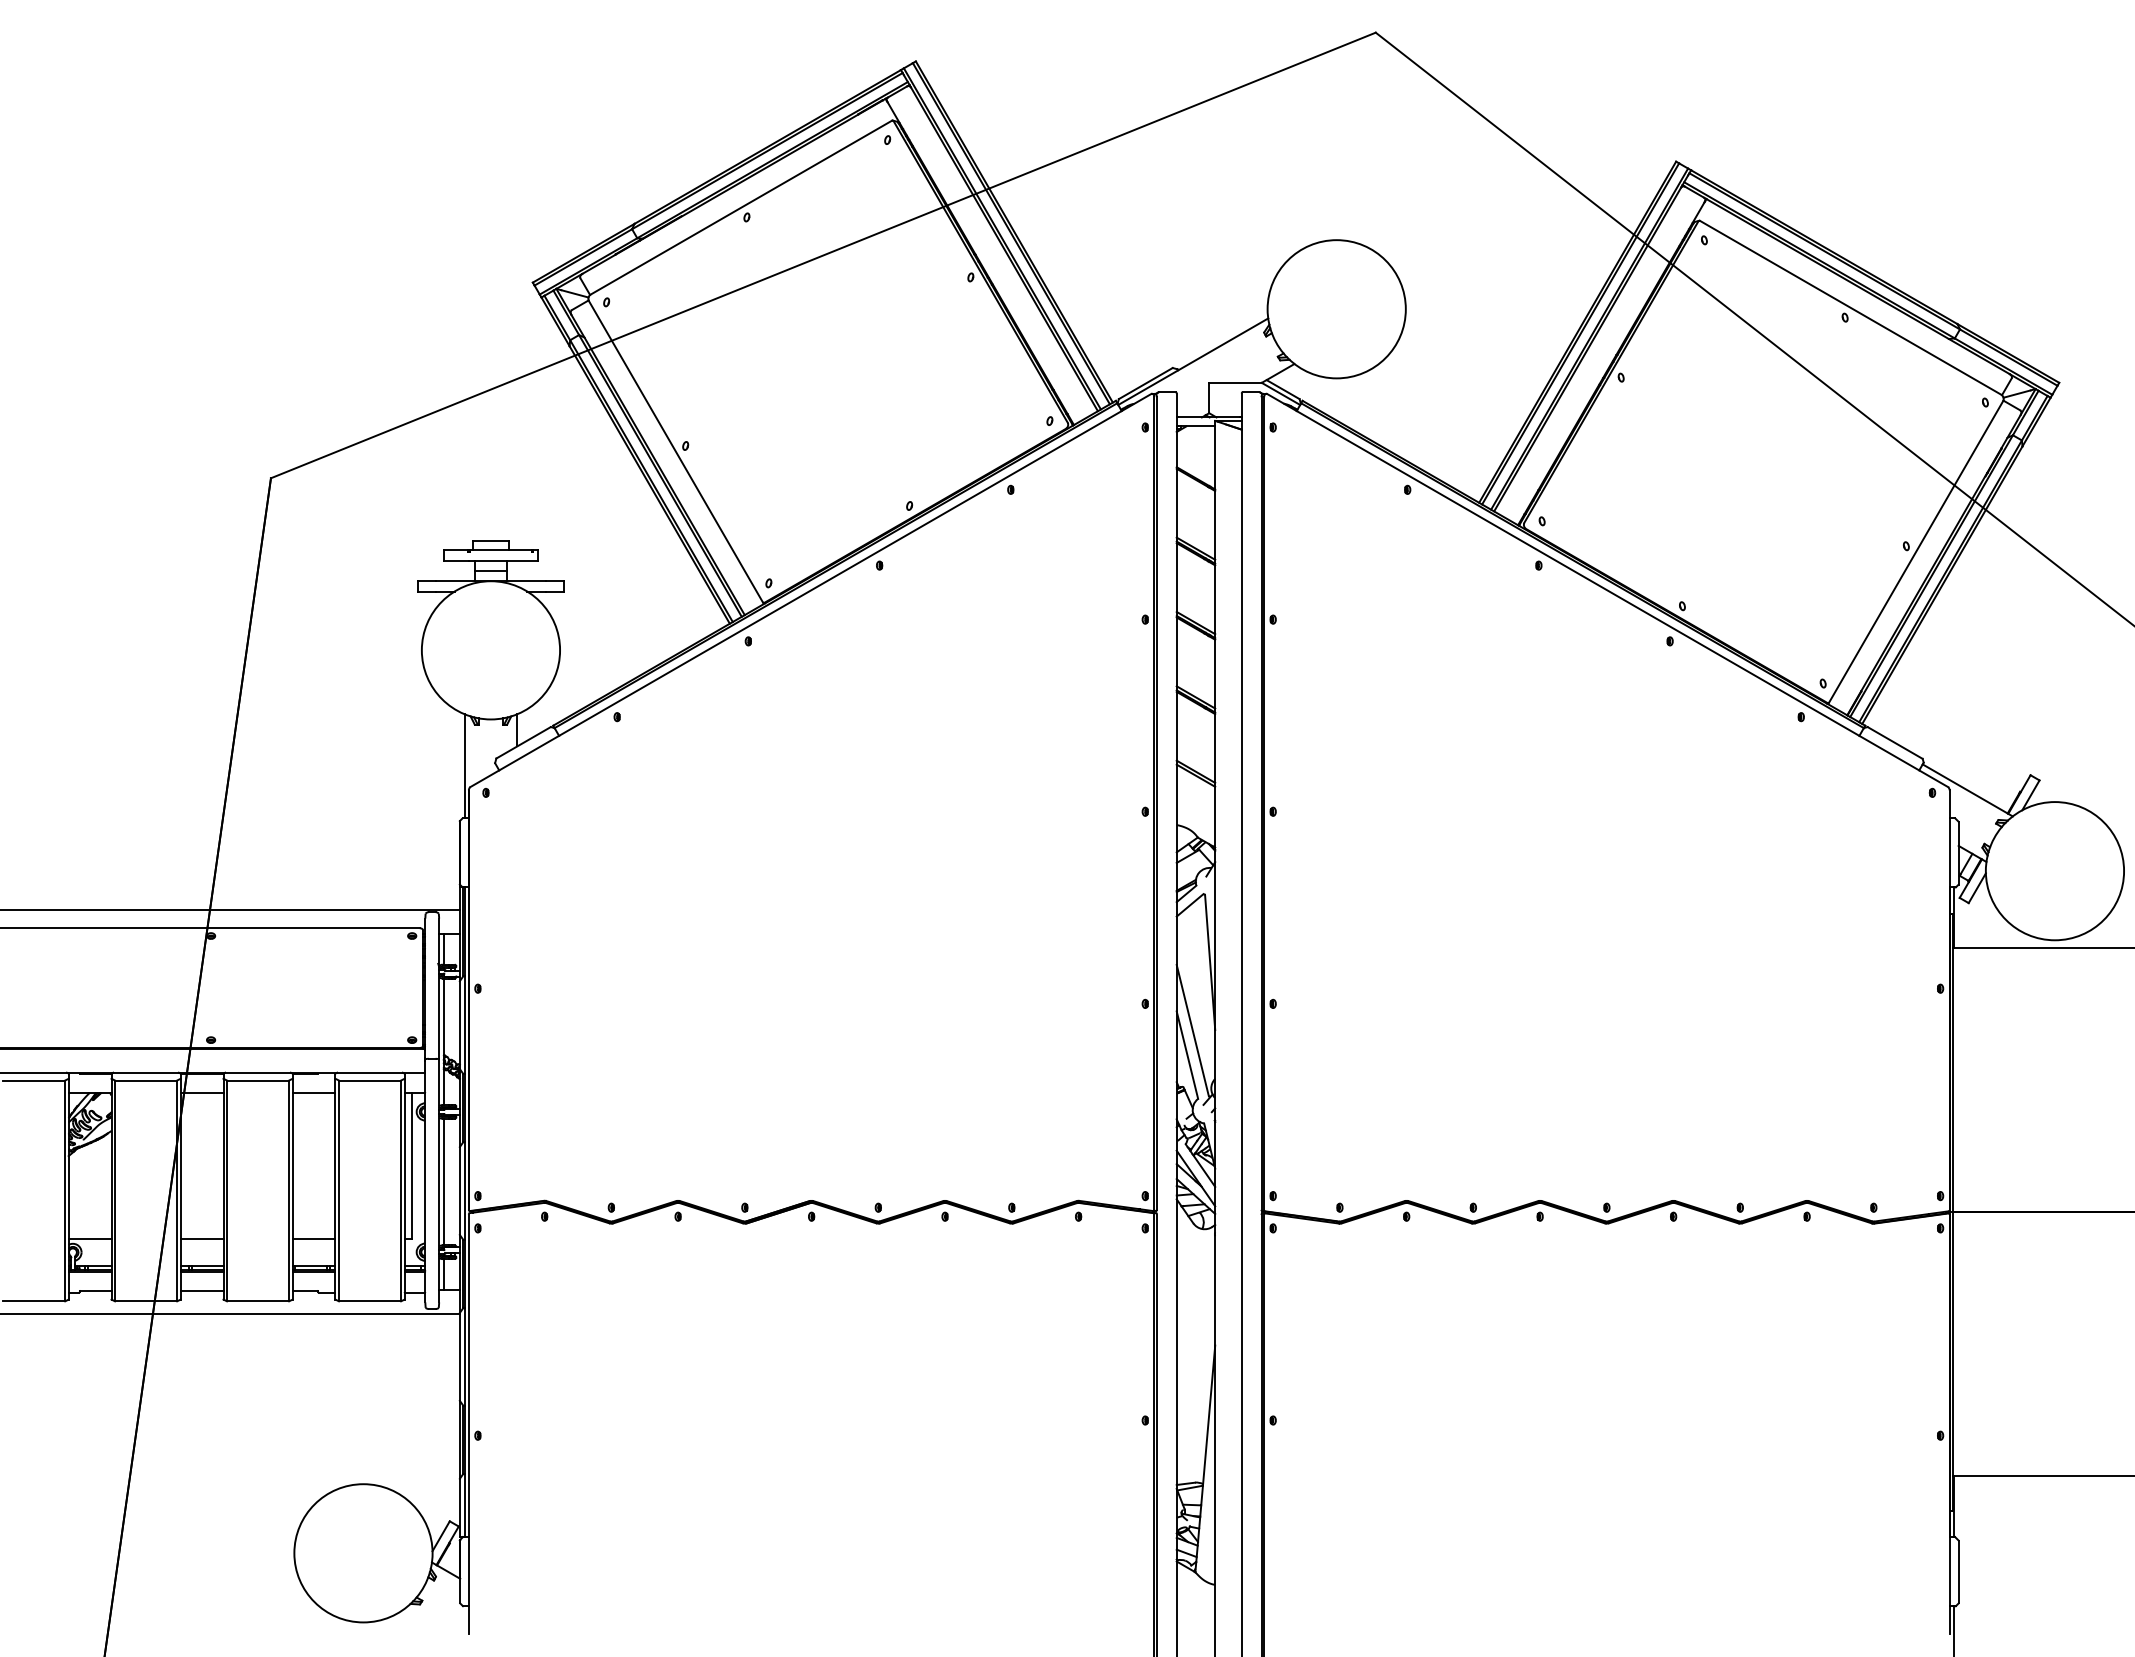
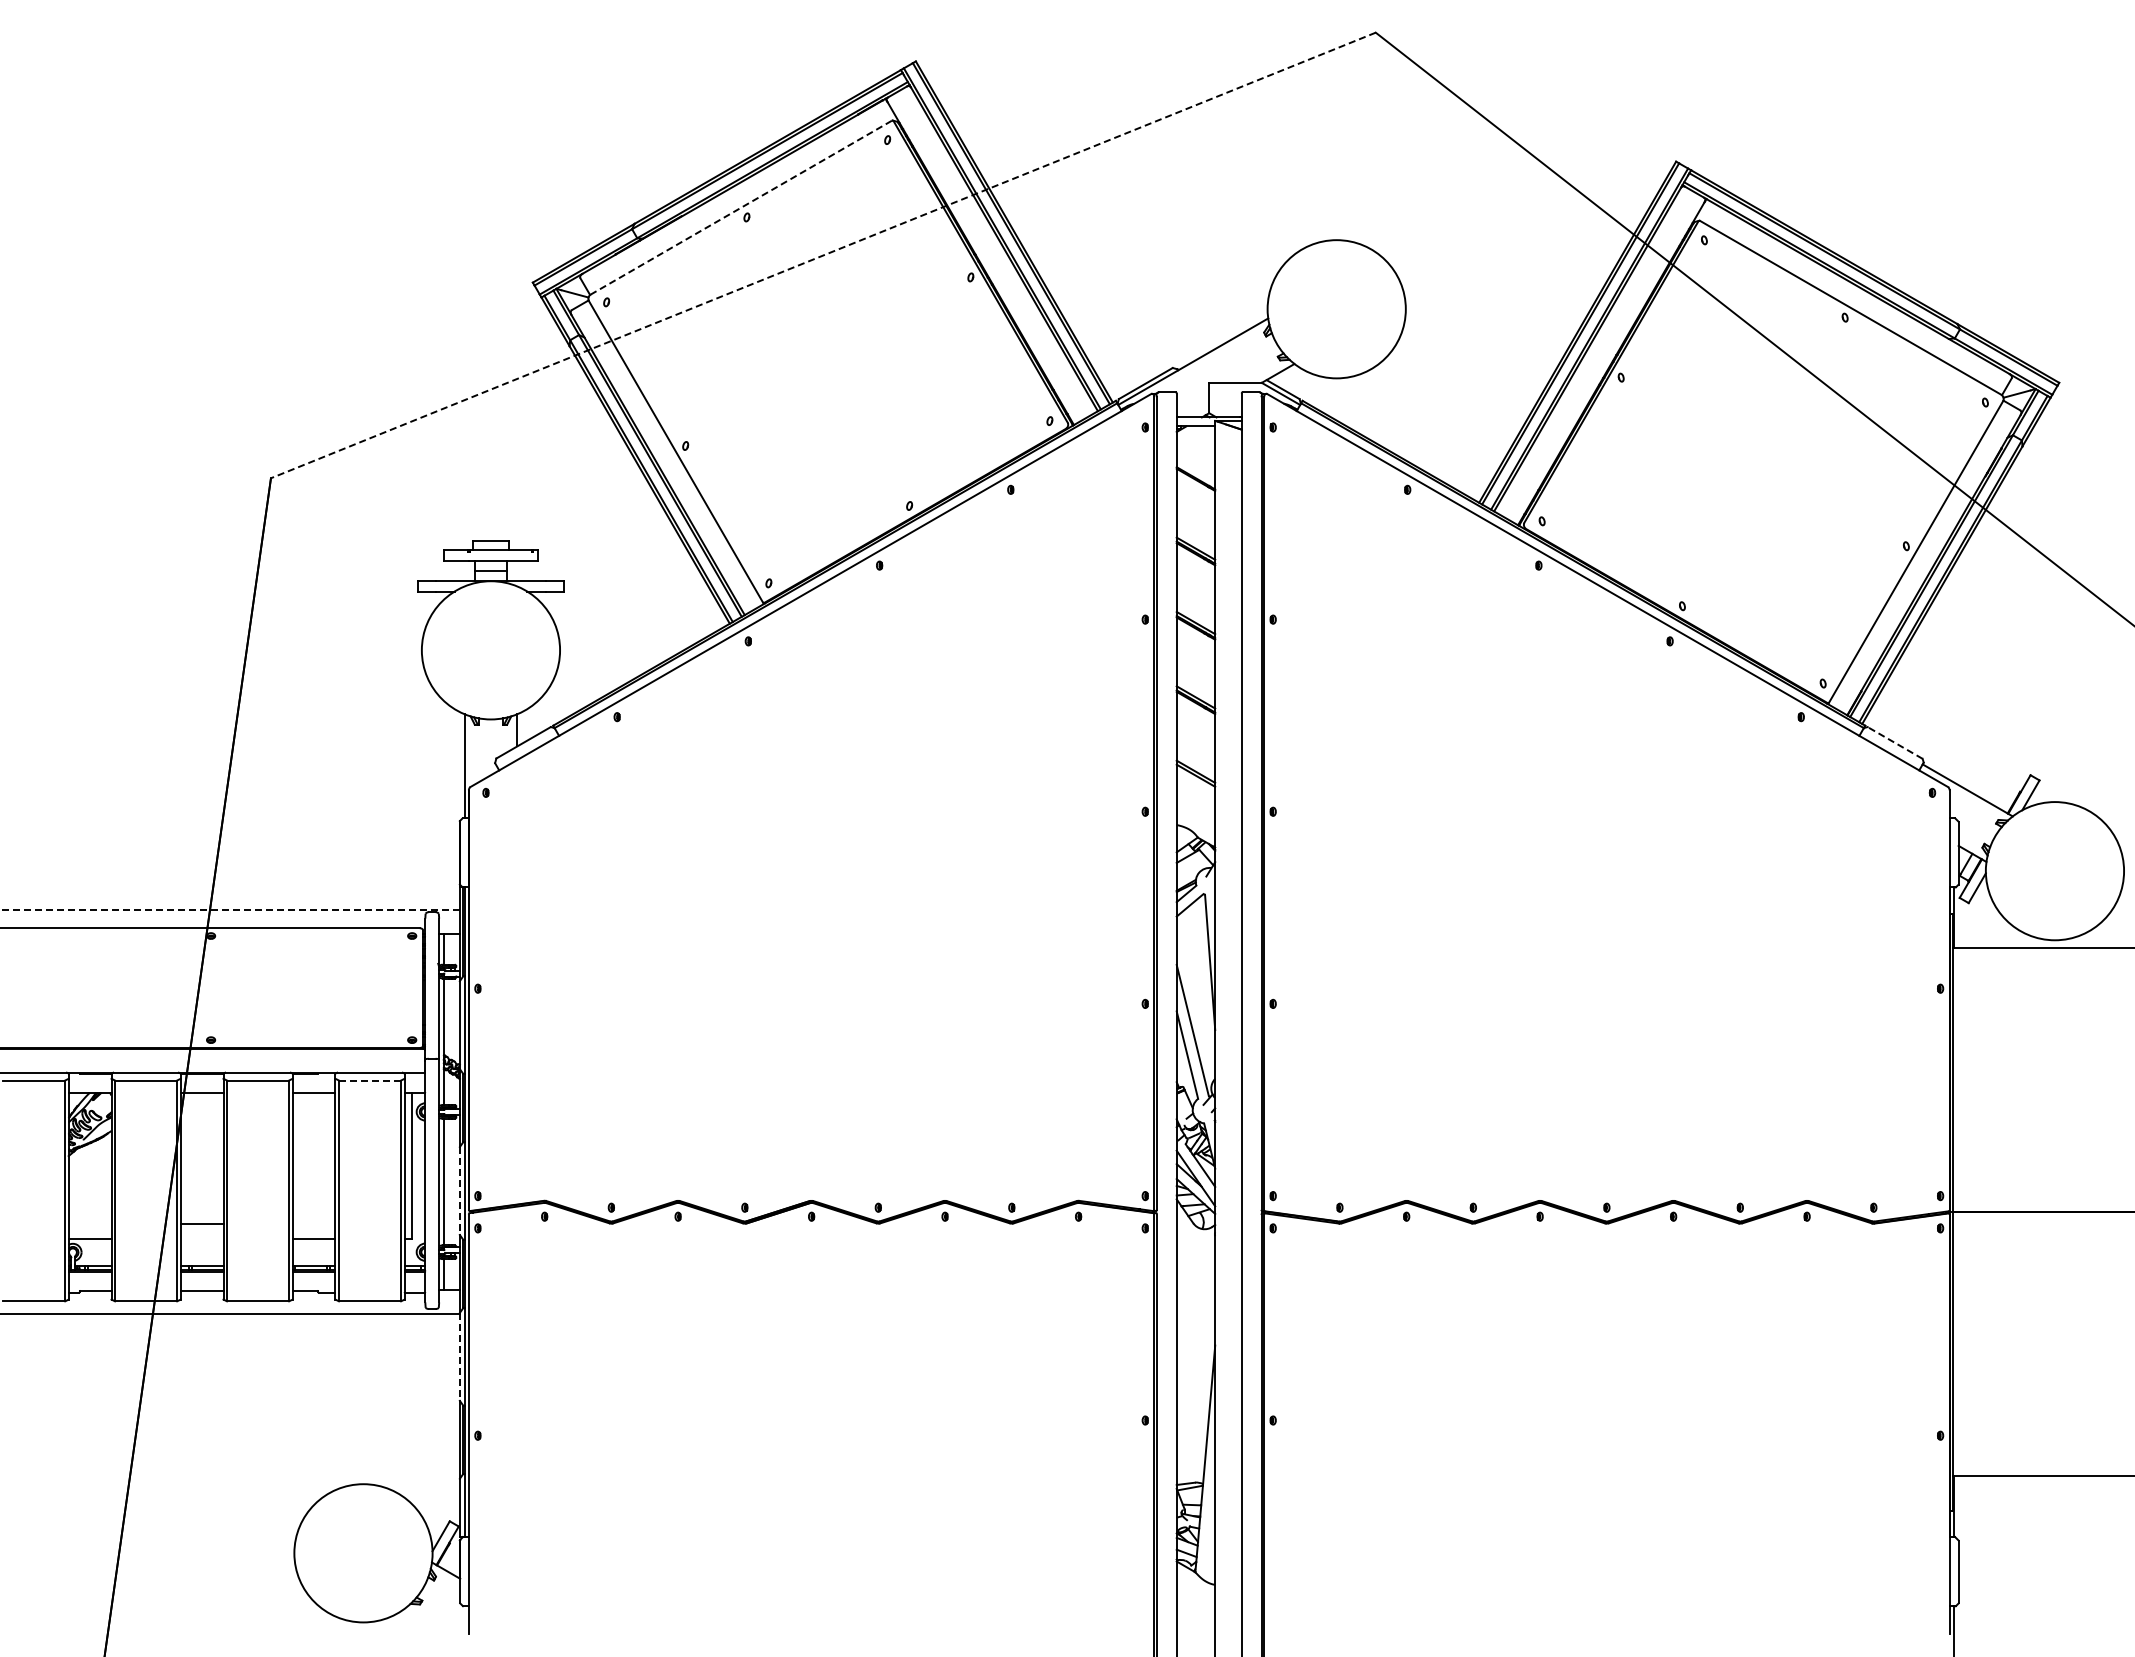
line: solid -> dashed (740, 208)
line: solid -> dashed (823, 255)
line: solid -> dashed (1895, 742)
line: solid -> dashed (230, 910)
line: solid -> dashed (369, 1080)
line: solid -> dashed (459, 1191)
line position: (201, 1238) -> (201, 1223) (201, 1223)
line: solid -> dashed (459, 1356)
